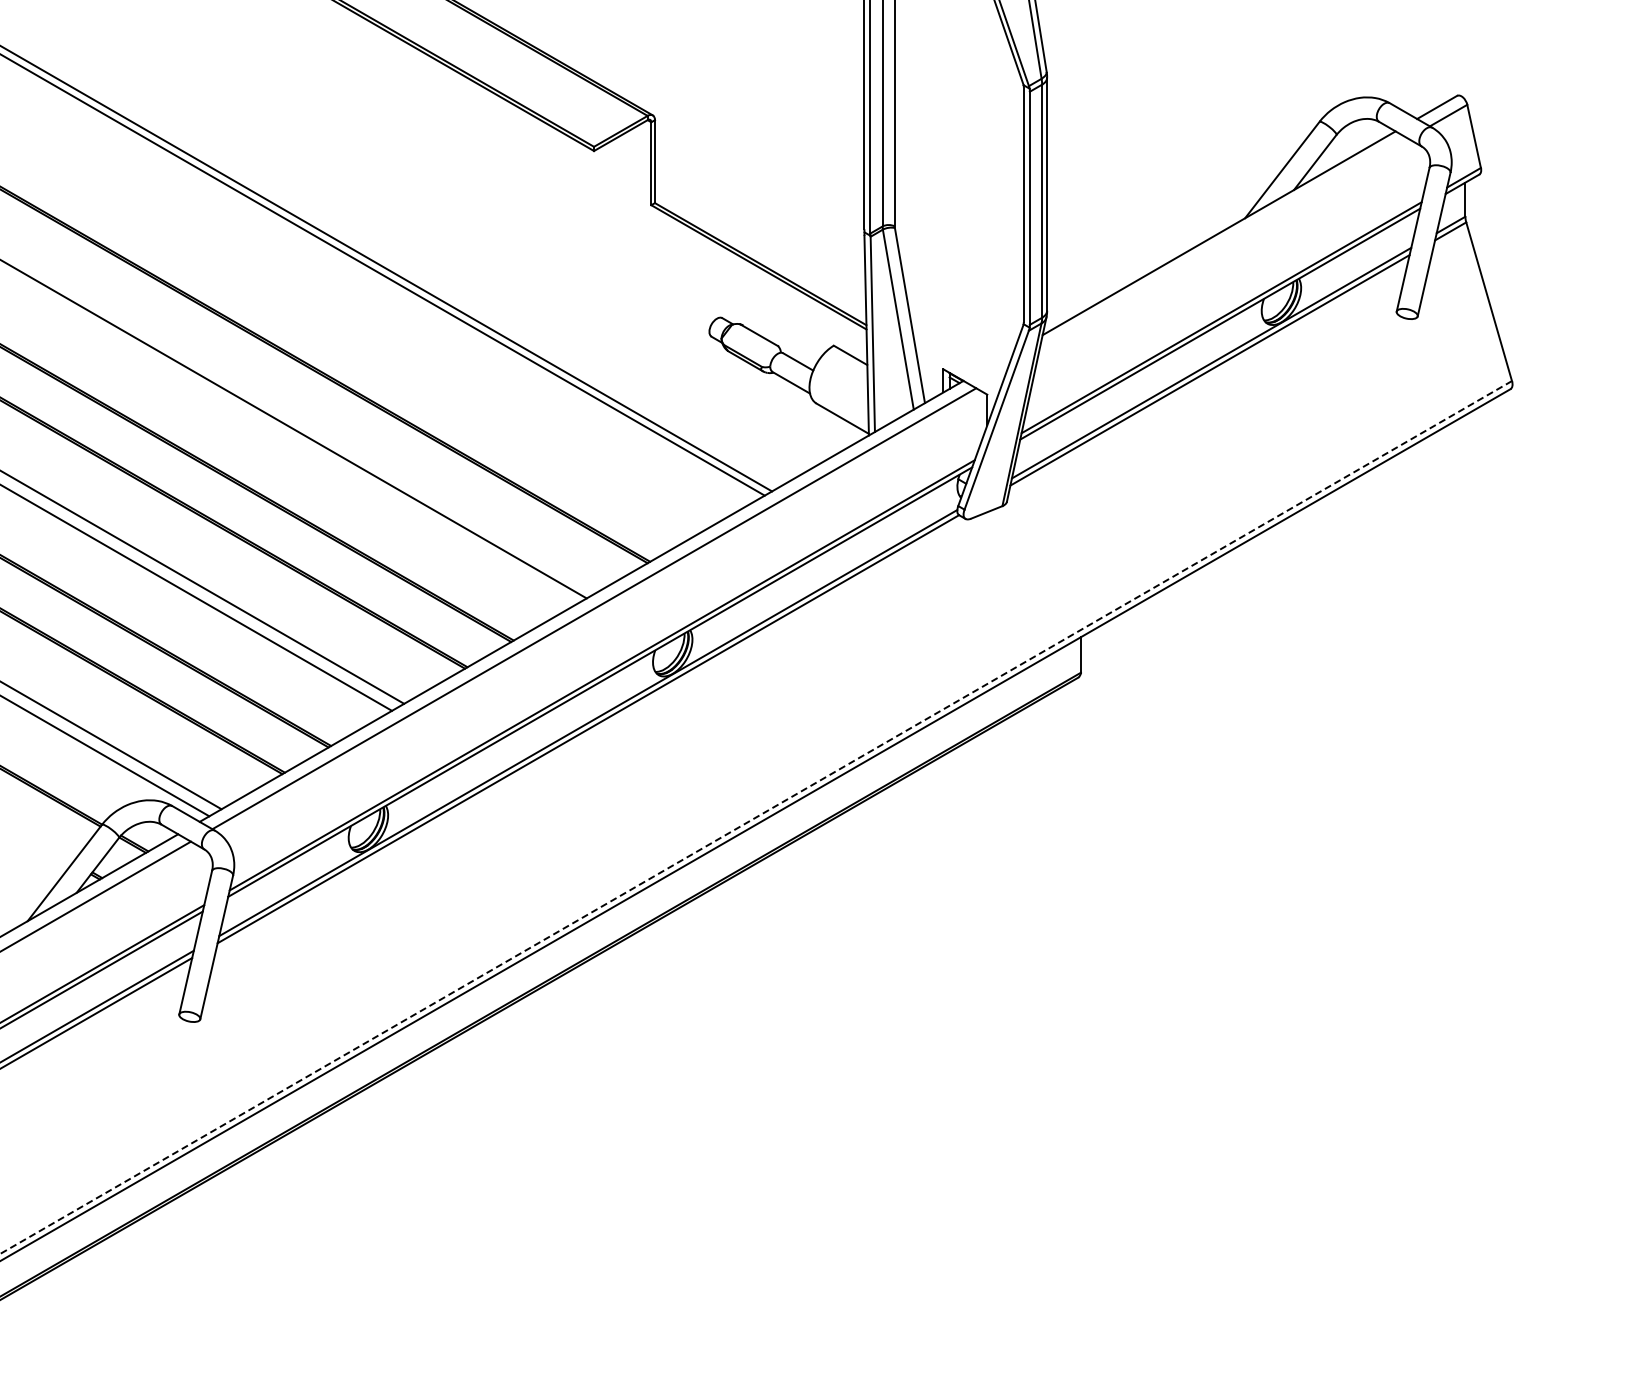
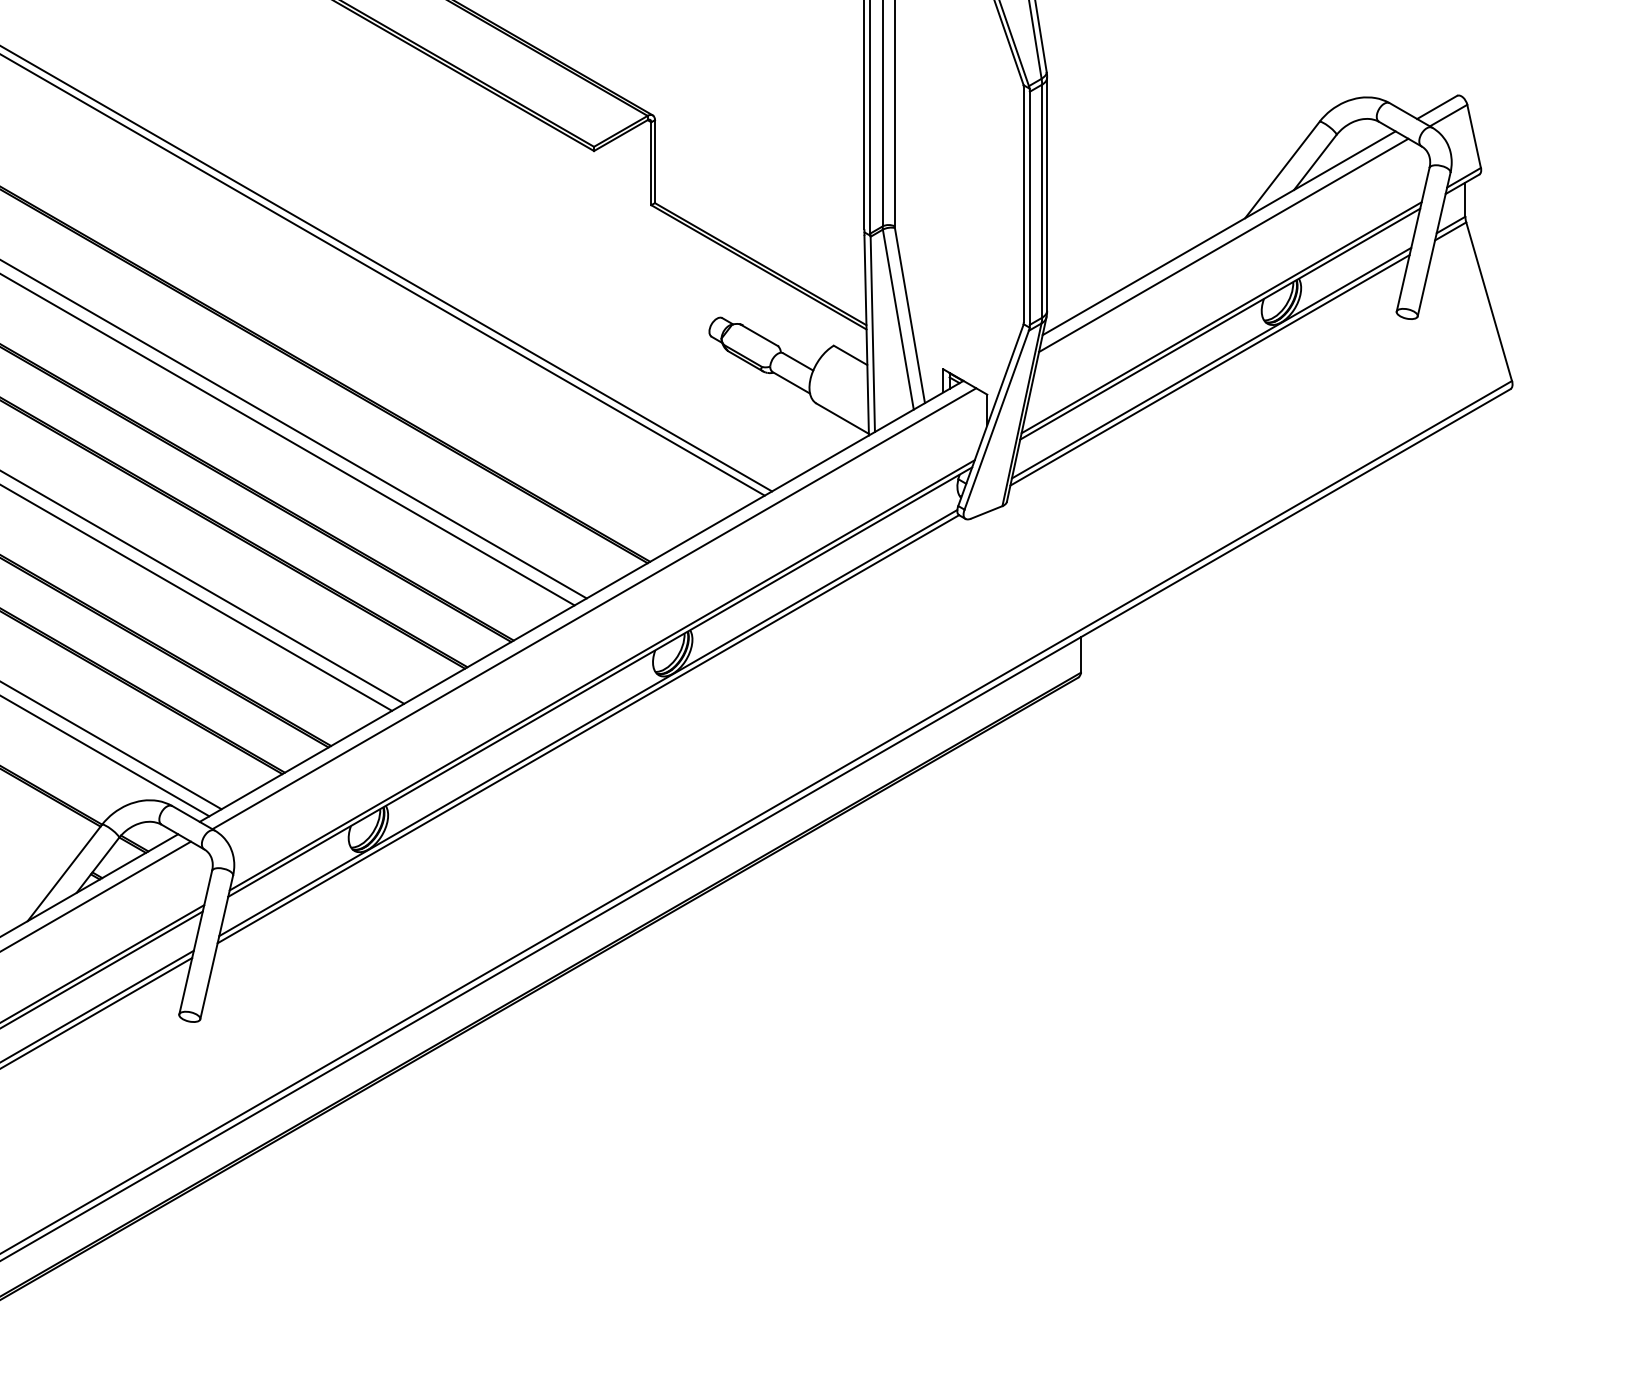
line: none -> present (1223, 245)
line: none -> present (288, 440)
line: dashed -> solid (756, 817)
